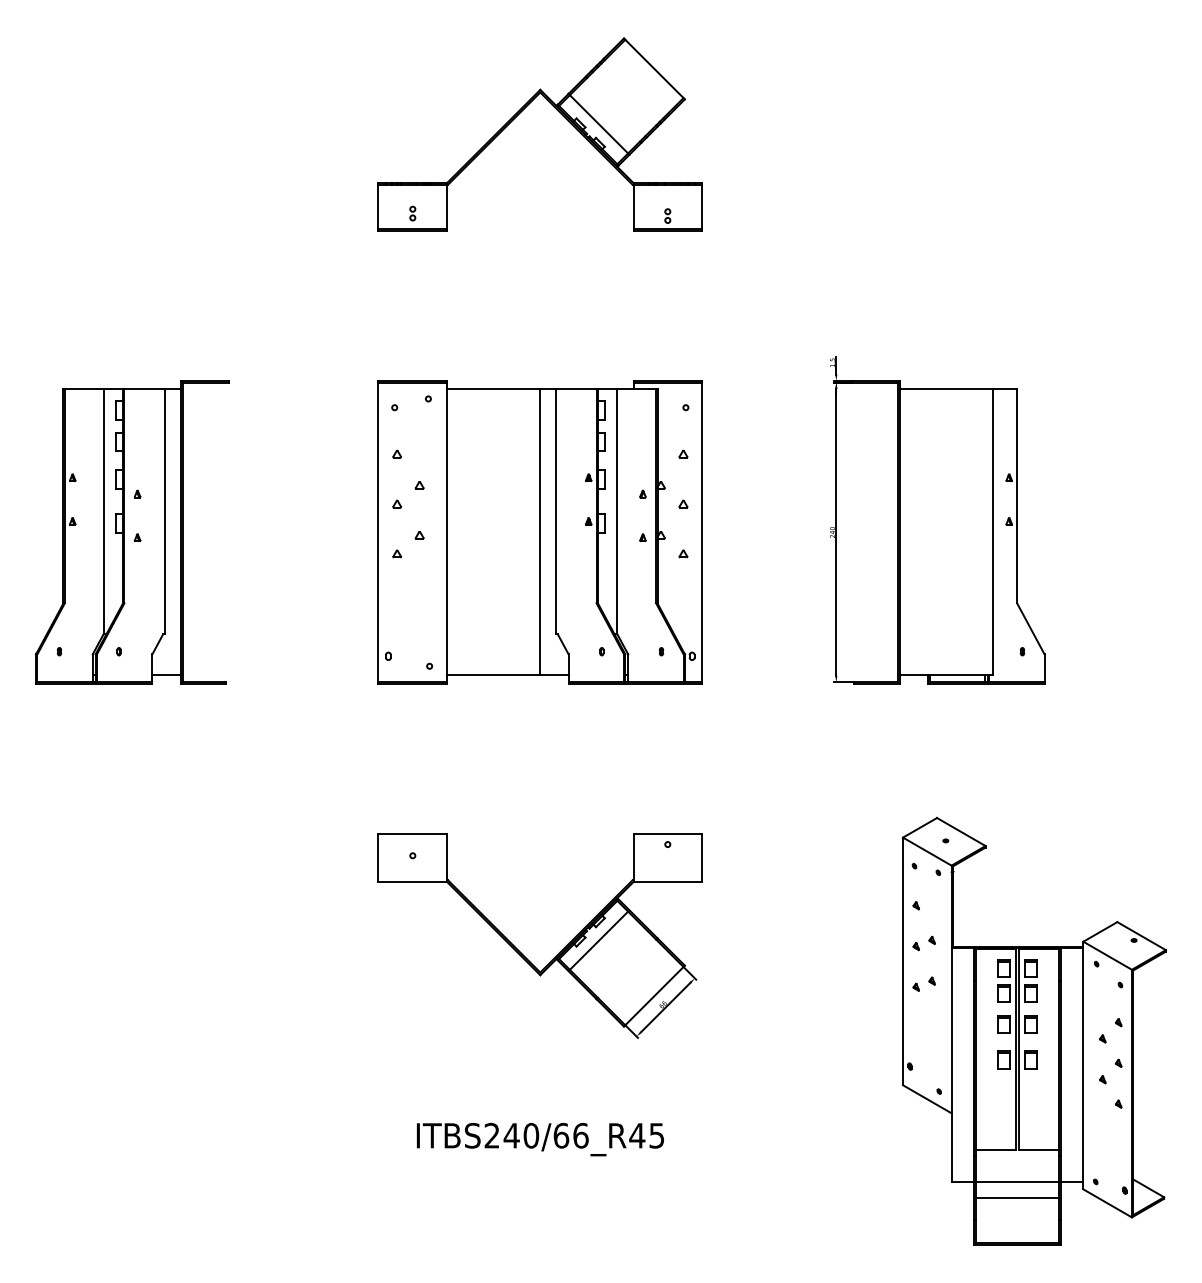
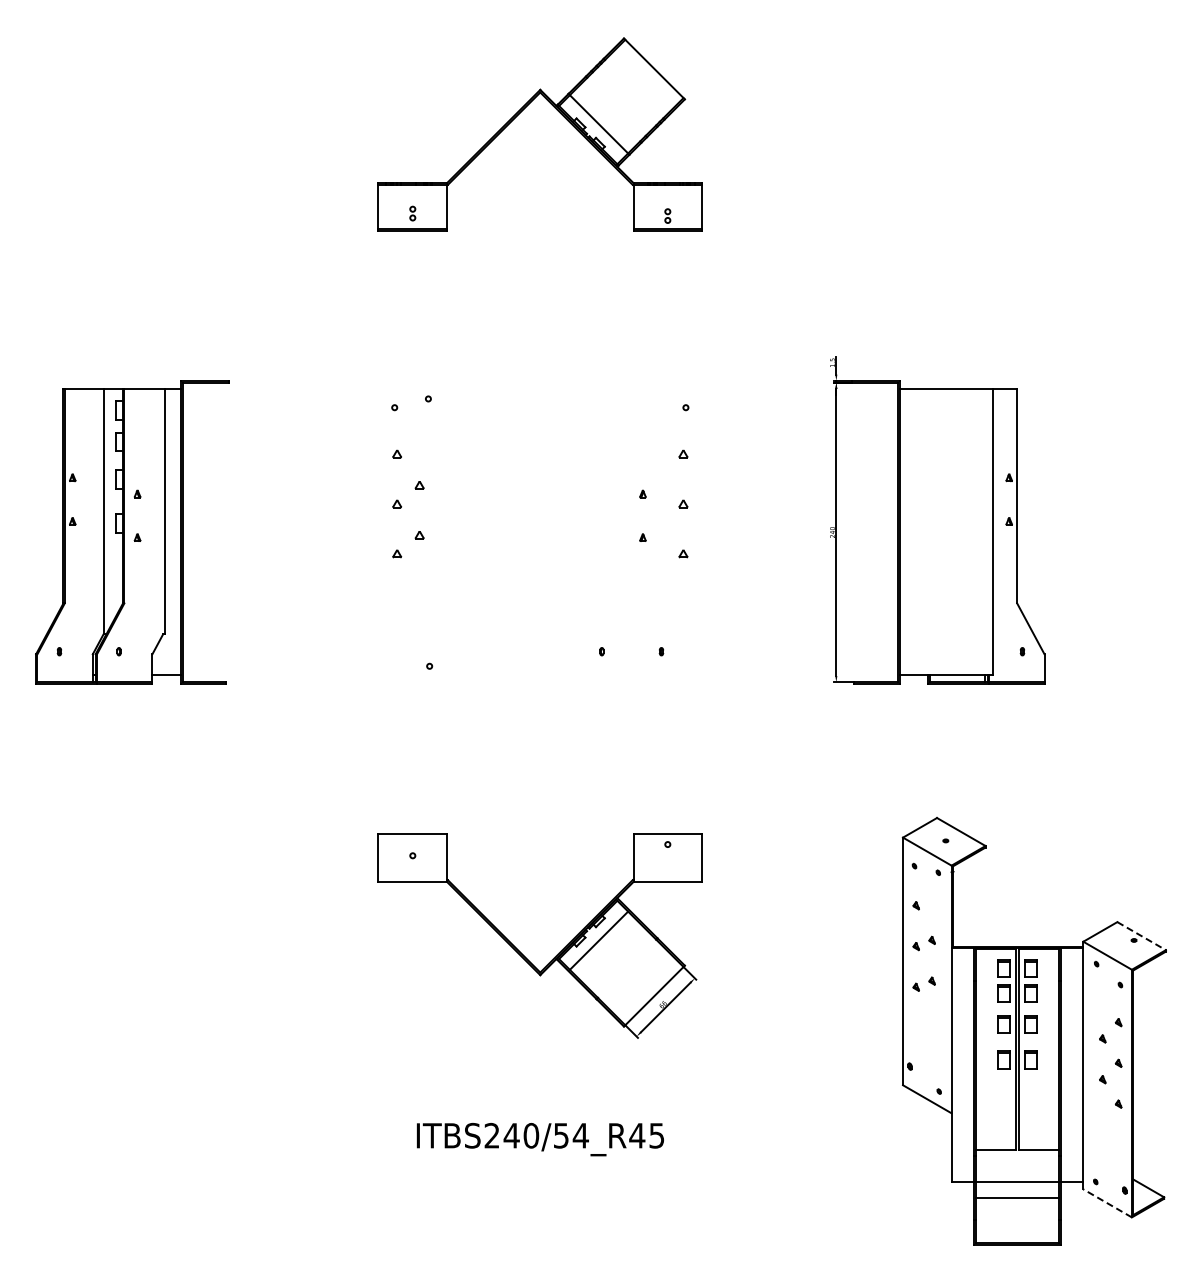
part: present -> none (539, 532)
line: solid -> dashed (1142, 936)
text: ITBS240/66_R45 -> ITBS240/54_R45 (570, 1135)
line: solid -> dashed (1107, 1203)
